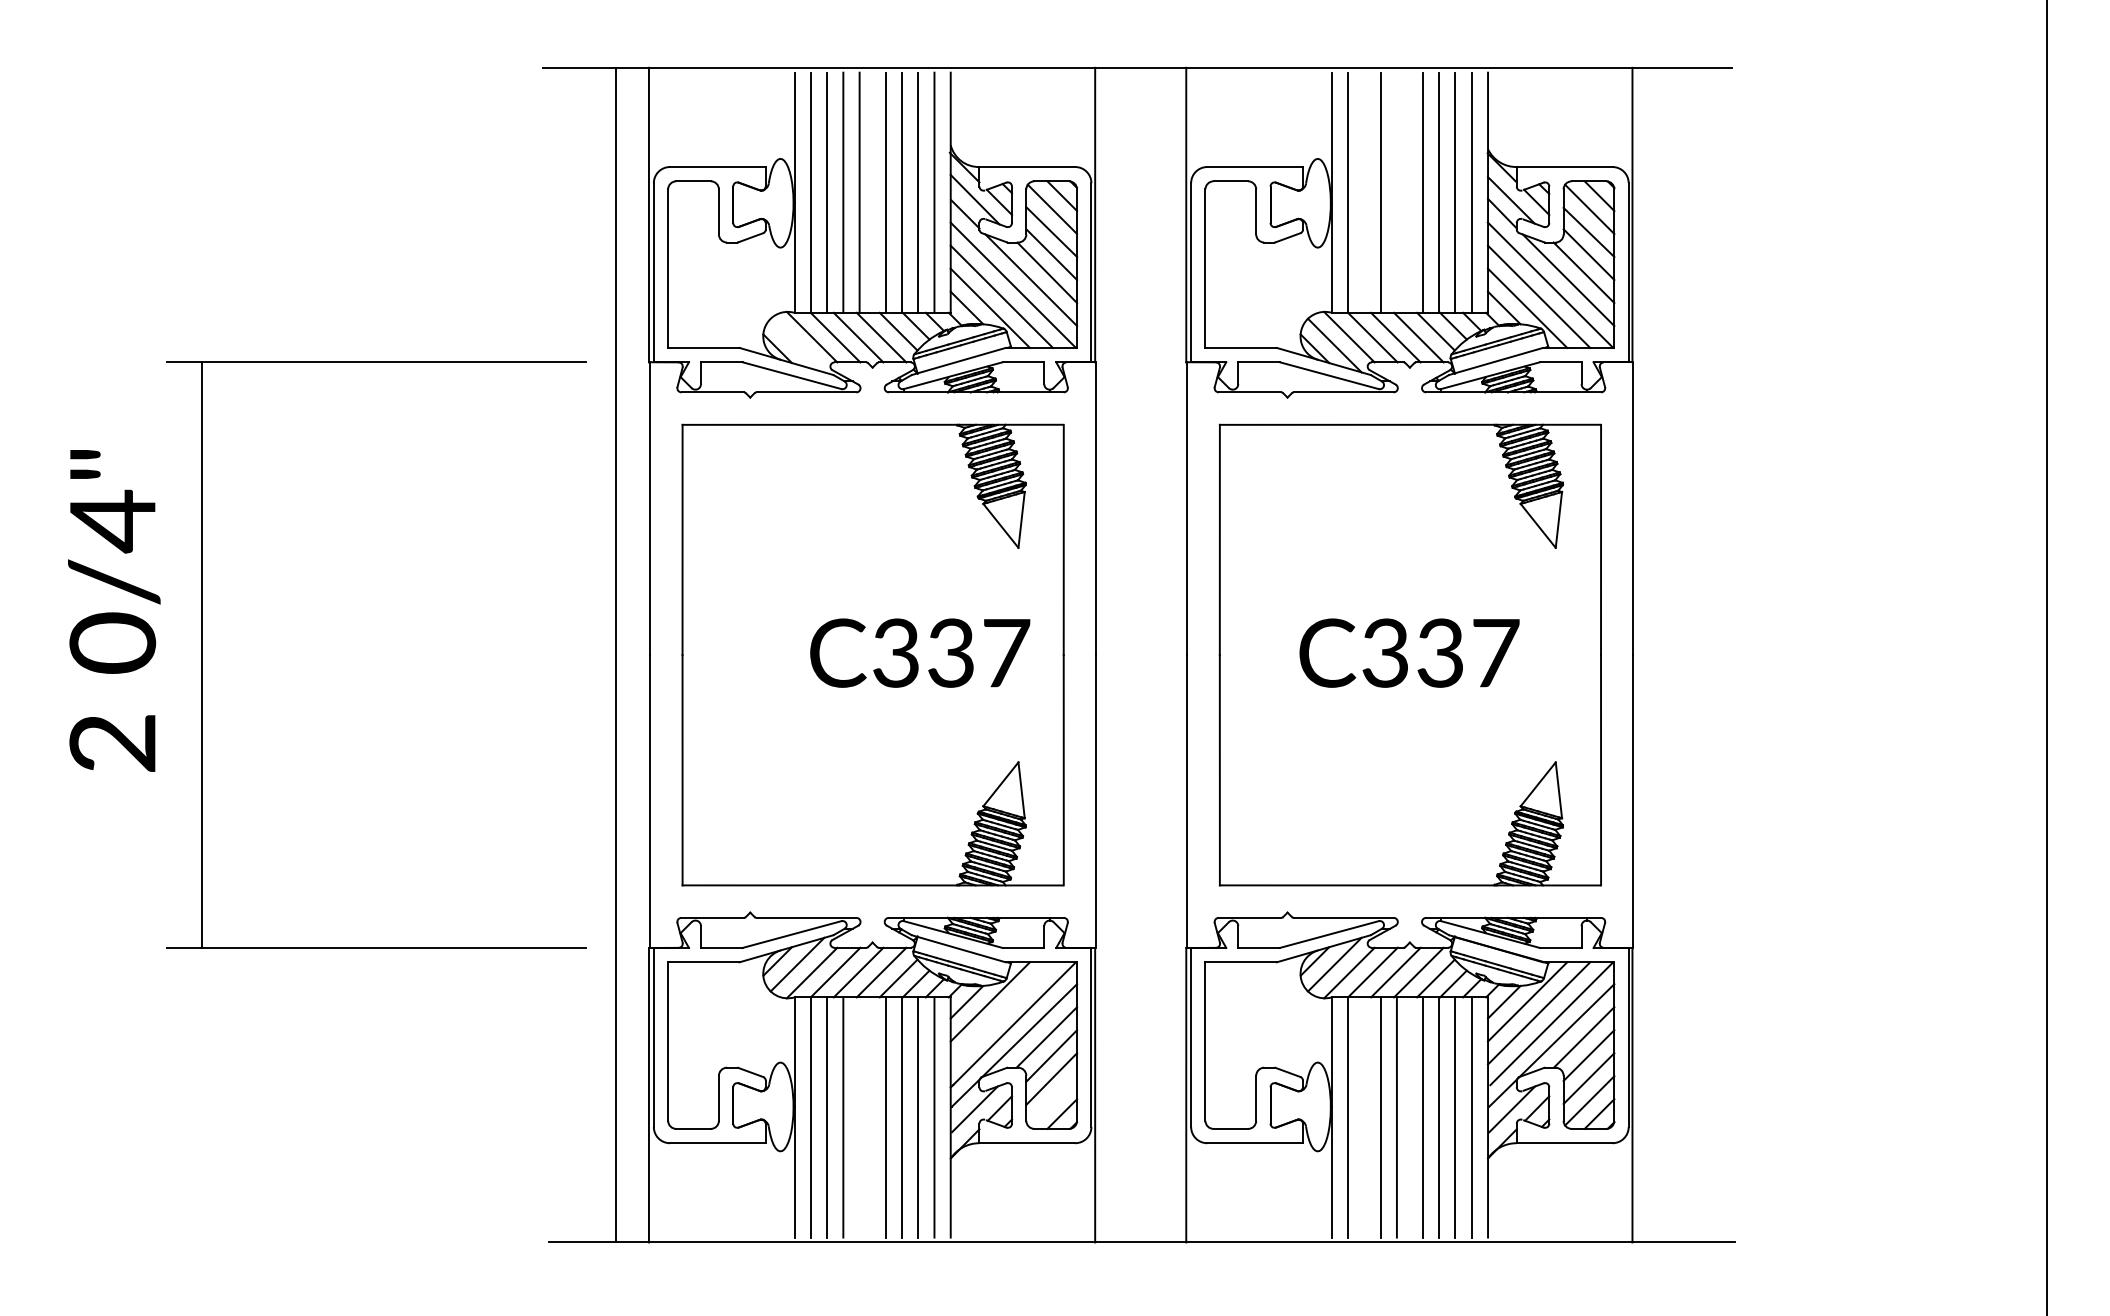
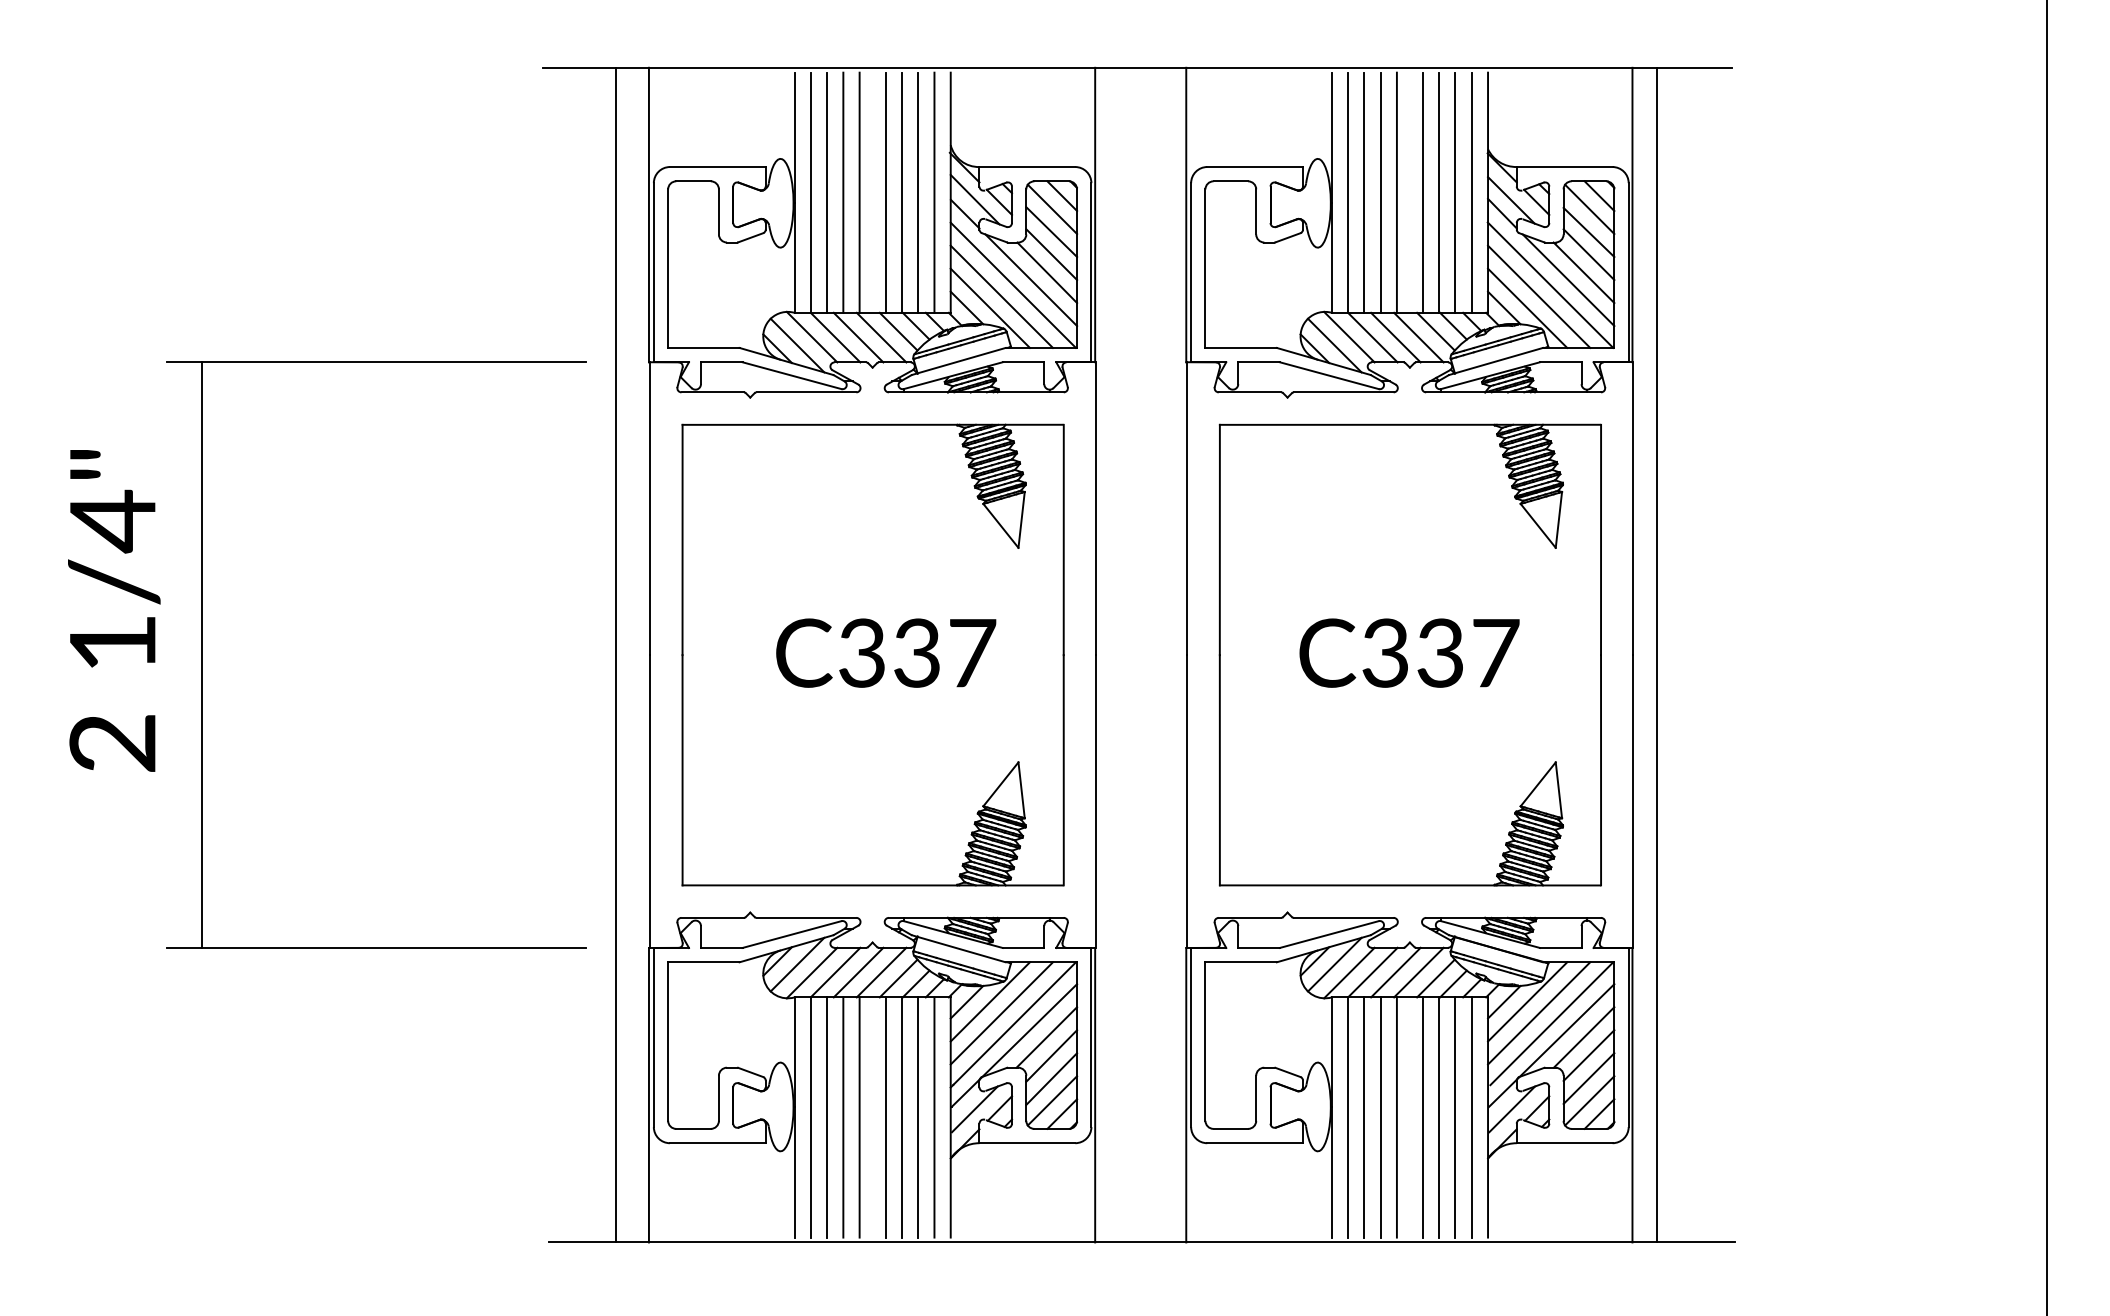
line: none -> present (1364, 192)
line: none -> present (1396, 192)
line: none -> present (797, 345)
text: 0/4" -> 1/4" (112, 642)
text position: (920, 652) -> (886, 652) (886, 652)
line: none -> present (1657, 654)
line: none -> present (1001, 1013)
line: none -> present (1052, 1100)
line: none -> present (859, 1117)
line: none -> present (1364, 1117)
